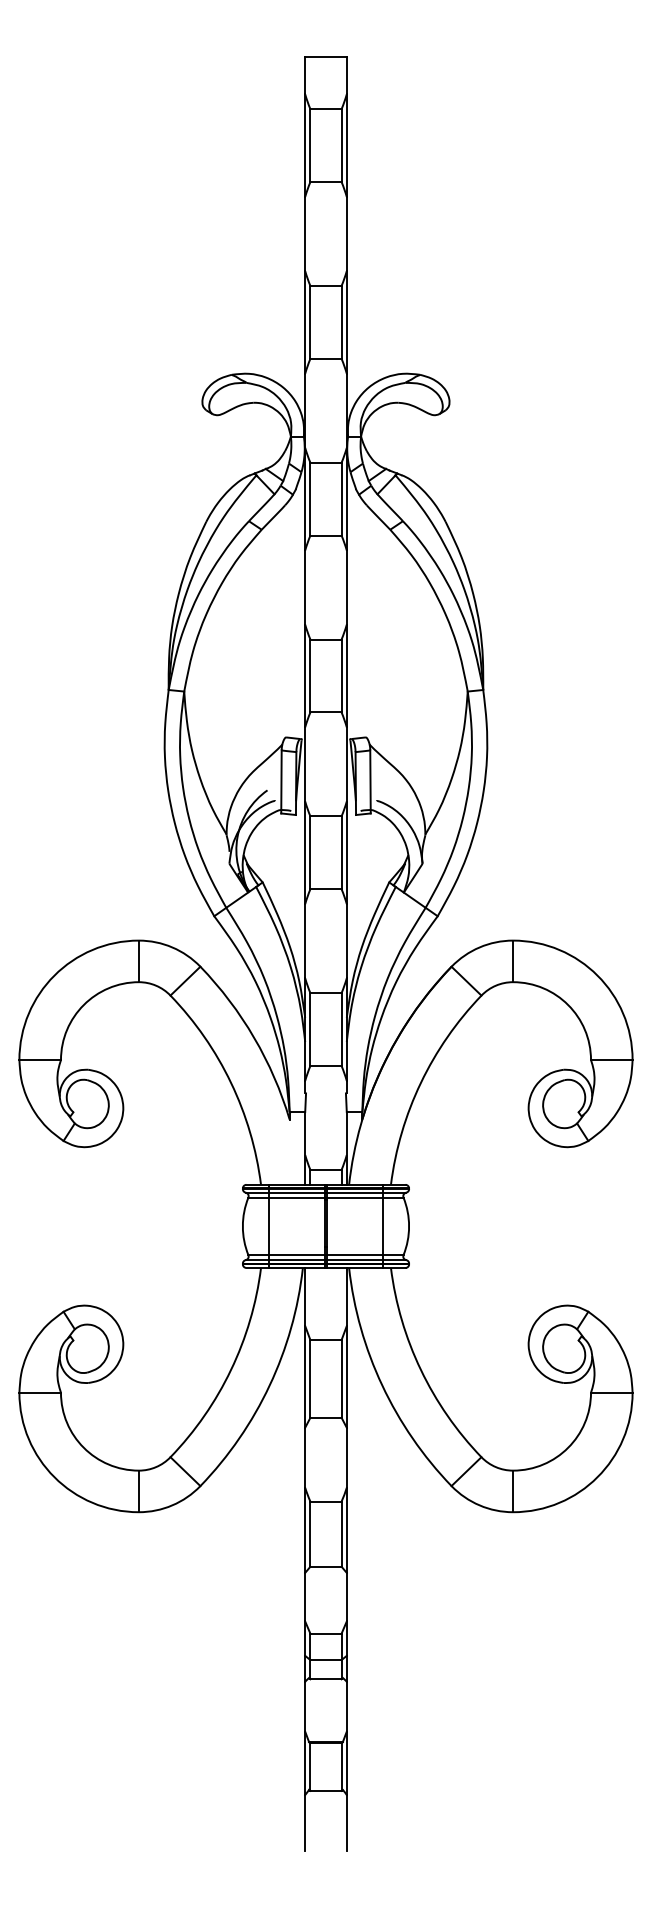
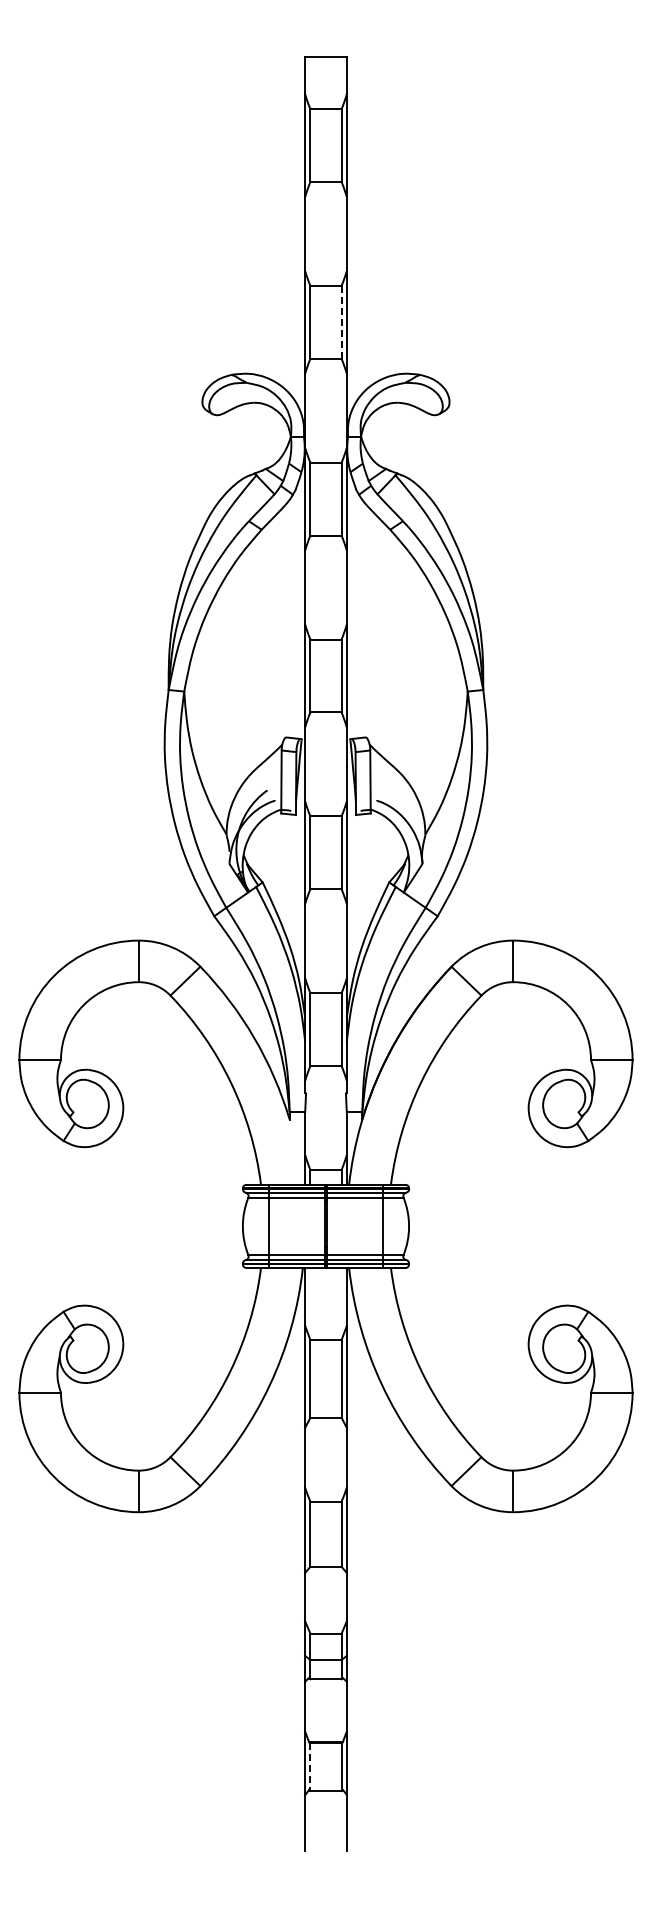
line: solid -> dashed (341, 321)
line: solid -> dashed (310, 1766)
